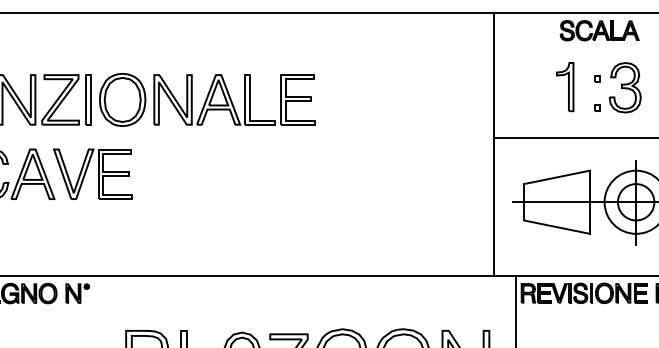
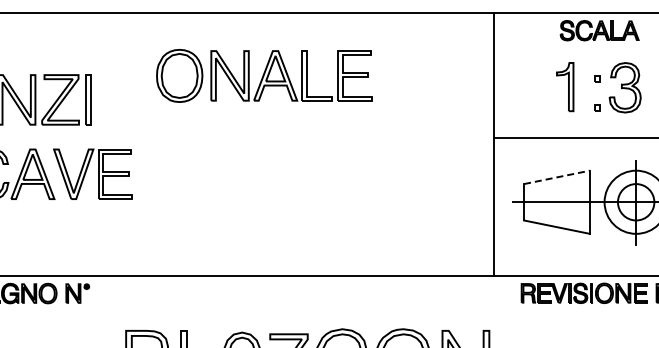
part position: (207, 99) -> (264, 75) (264, 75)
line: solid -> dashed (557, 177)
line: present -> none (515, 309)
